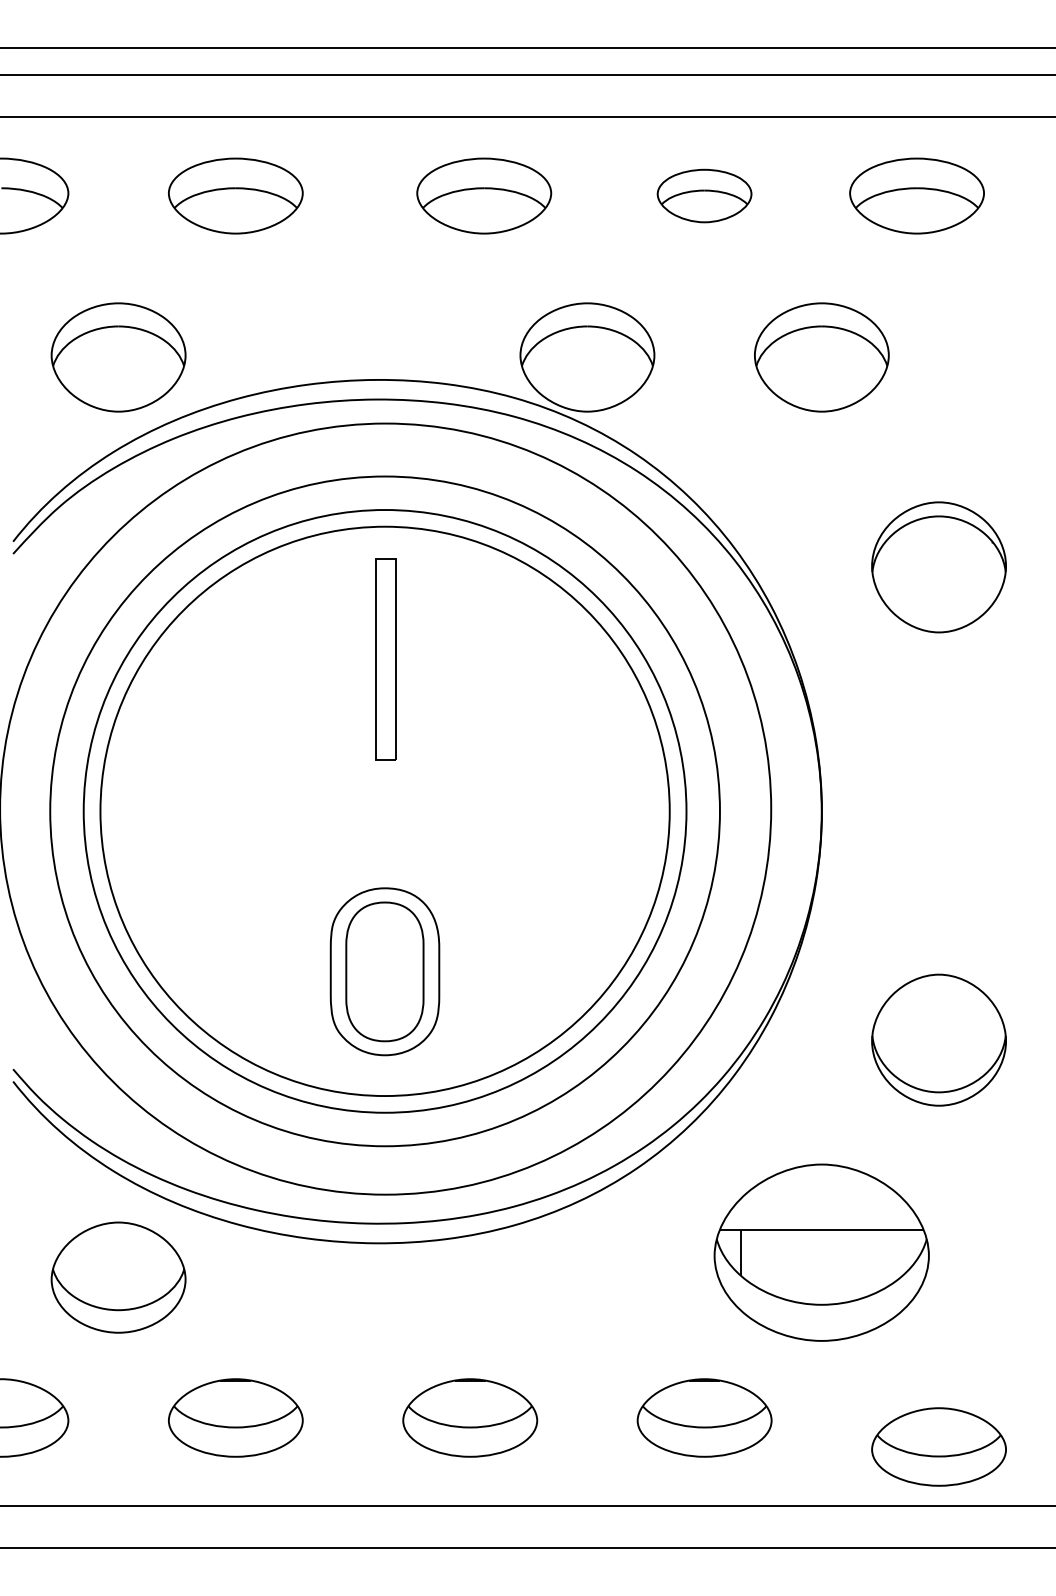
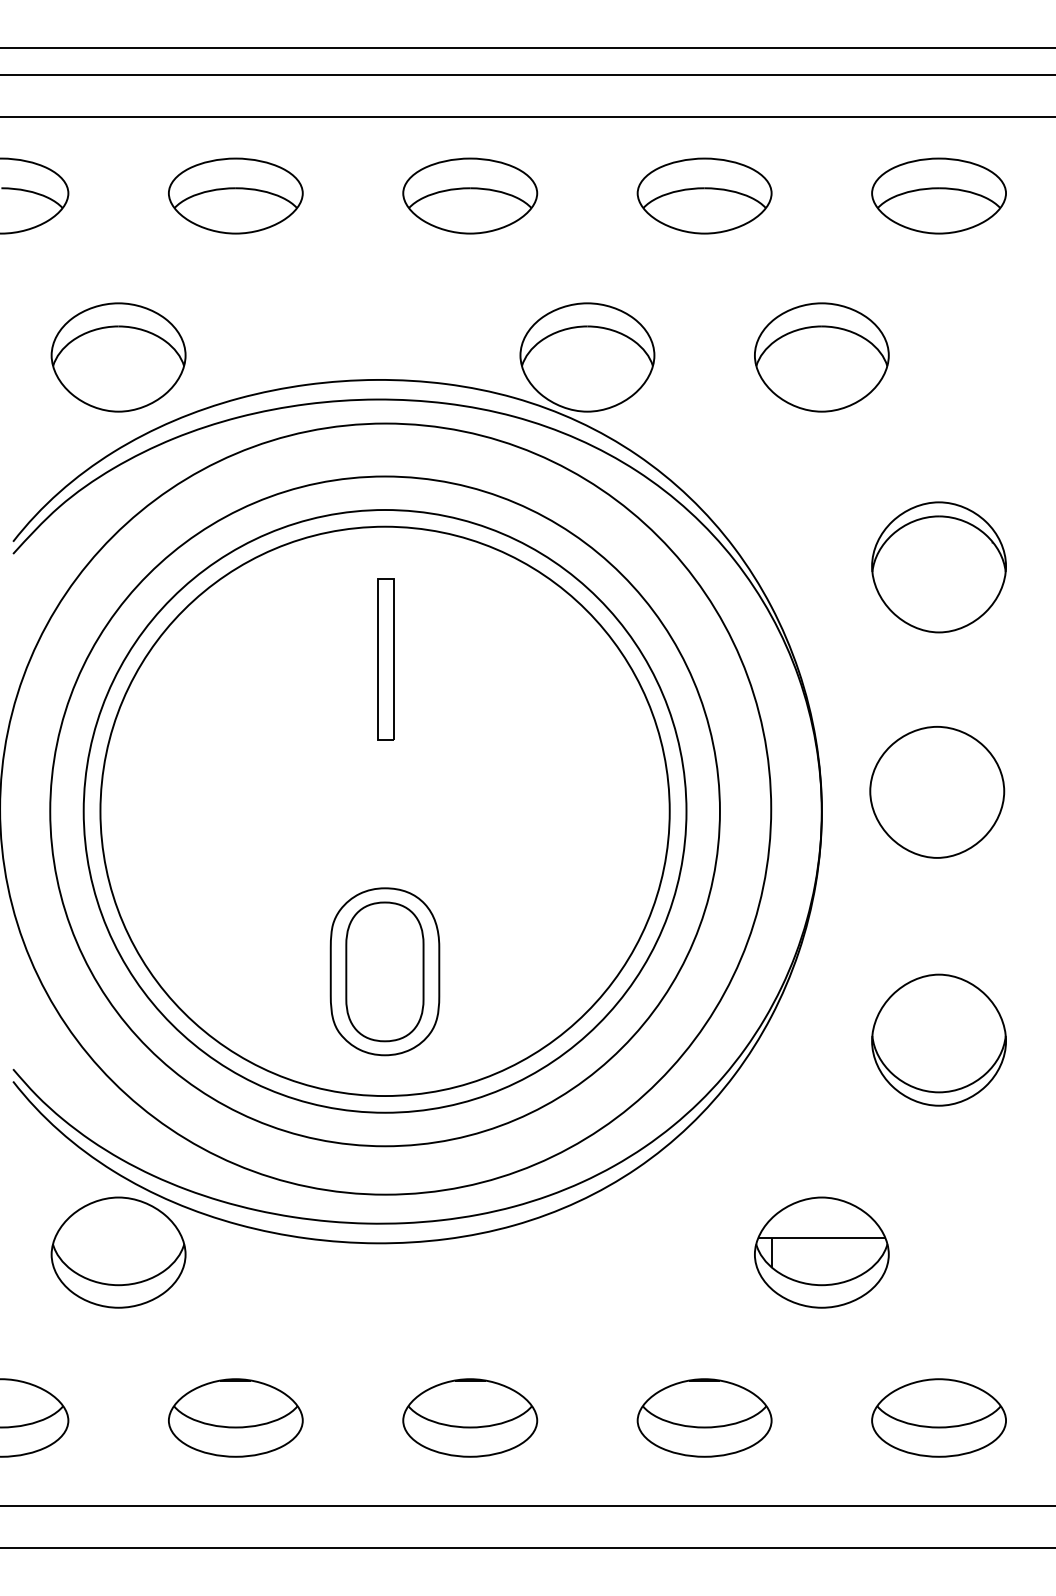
part position: (484, 195) -> (470, 195) (470, 195)
part size: 97x56 px -> 137x78 px (704, 195)
part position: (916, 195) -> (938, 195) (938, 195)
part size: 22x203 px -> 18x163 px (385, 659)
part: none -> present (937, 792)
part size: 217x179 px -> 136x113 px (821, 1252)
part position: (118, 1277) -> (118, 1252) (118, 1252)
part position: (938, 1446) -> (938, 1417) (938, 1417)
